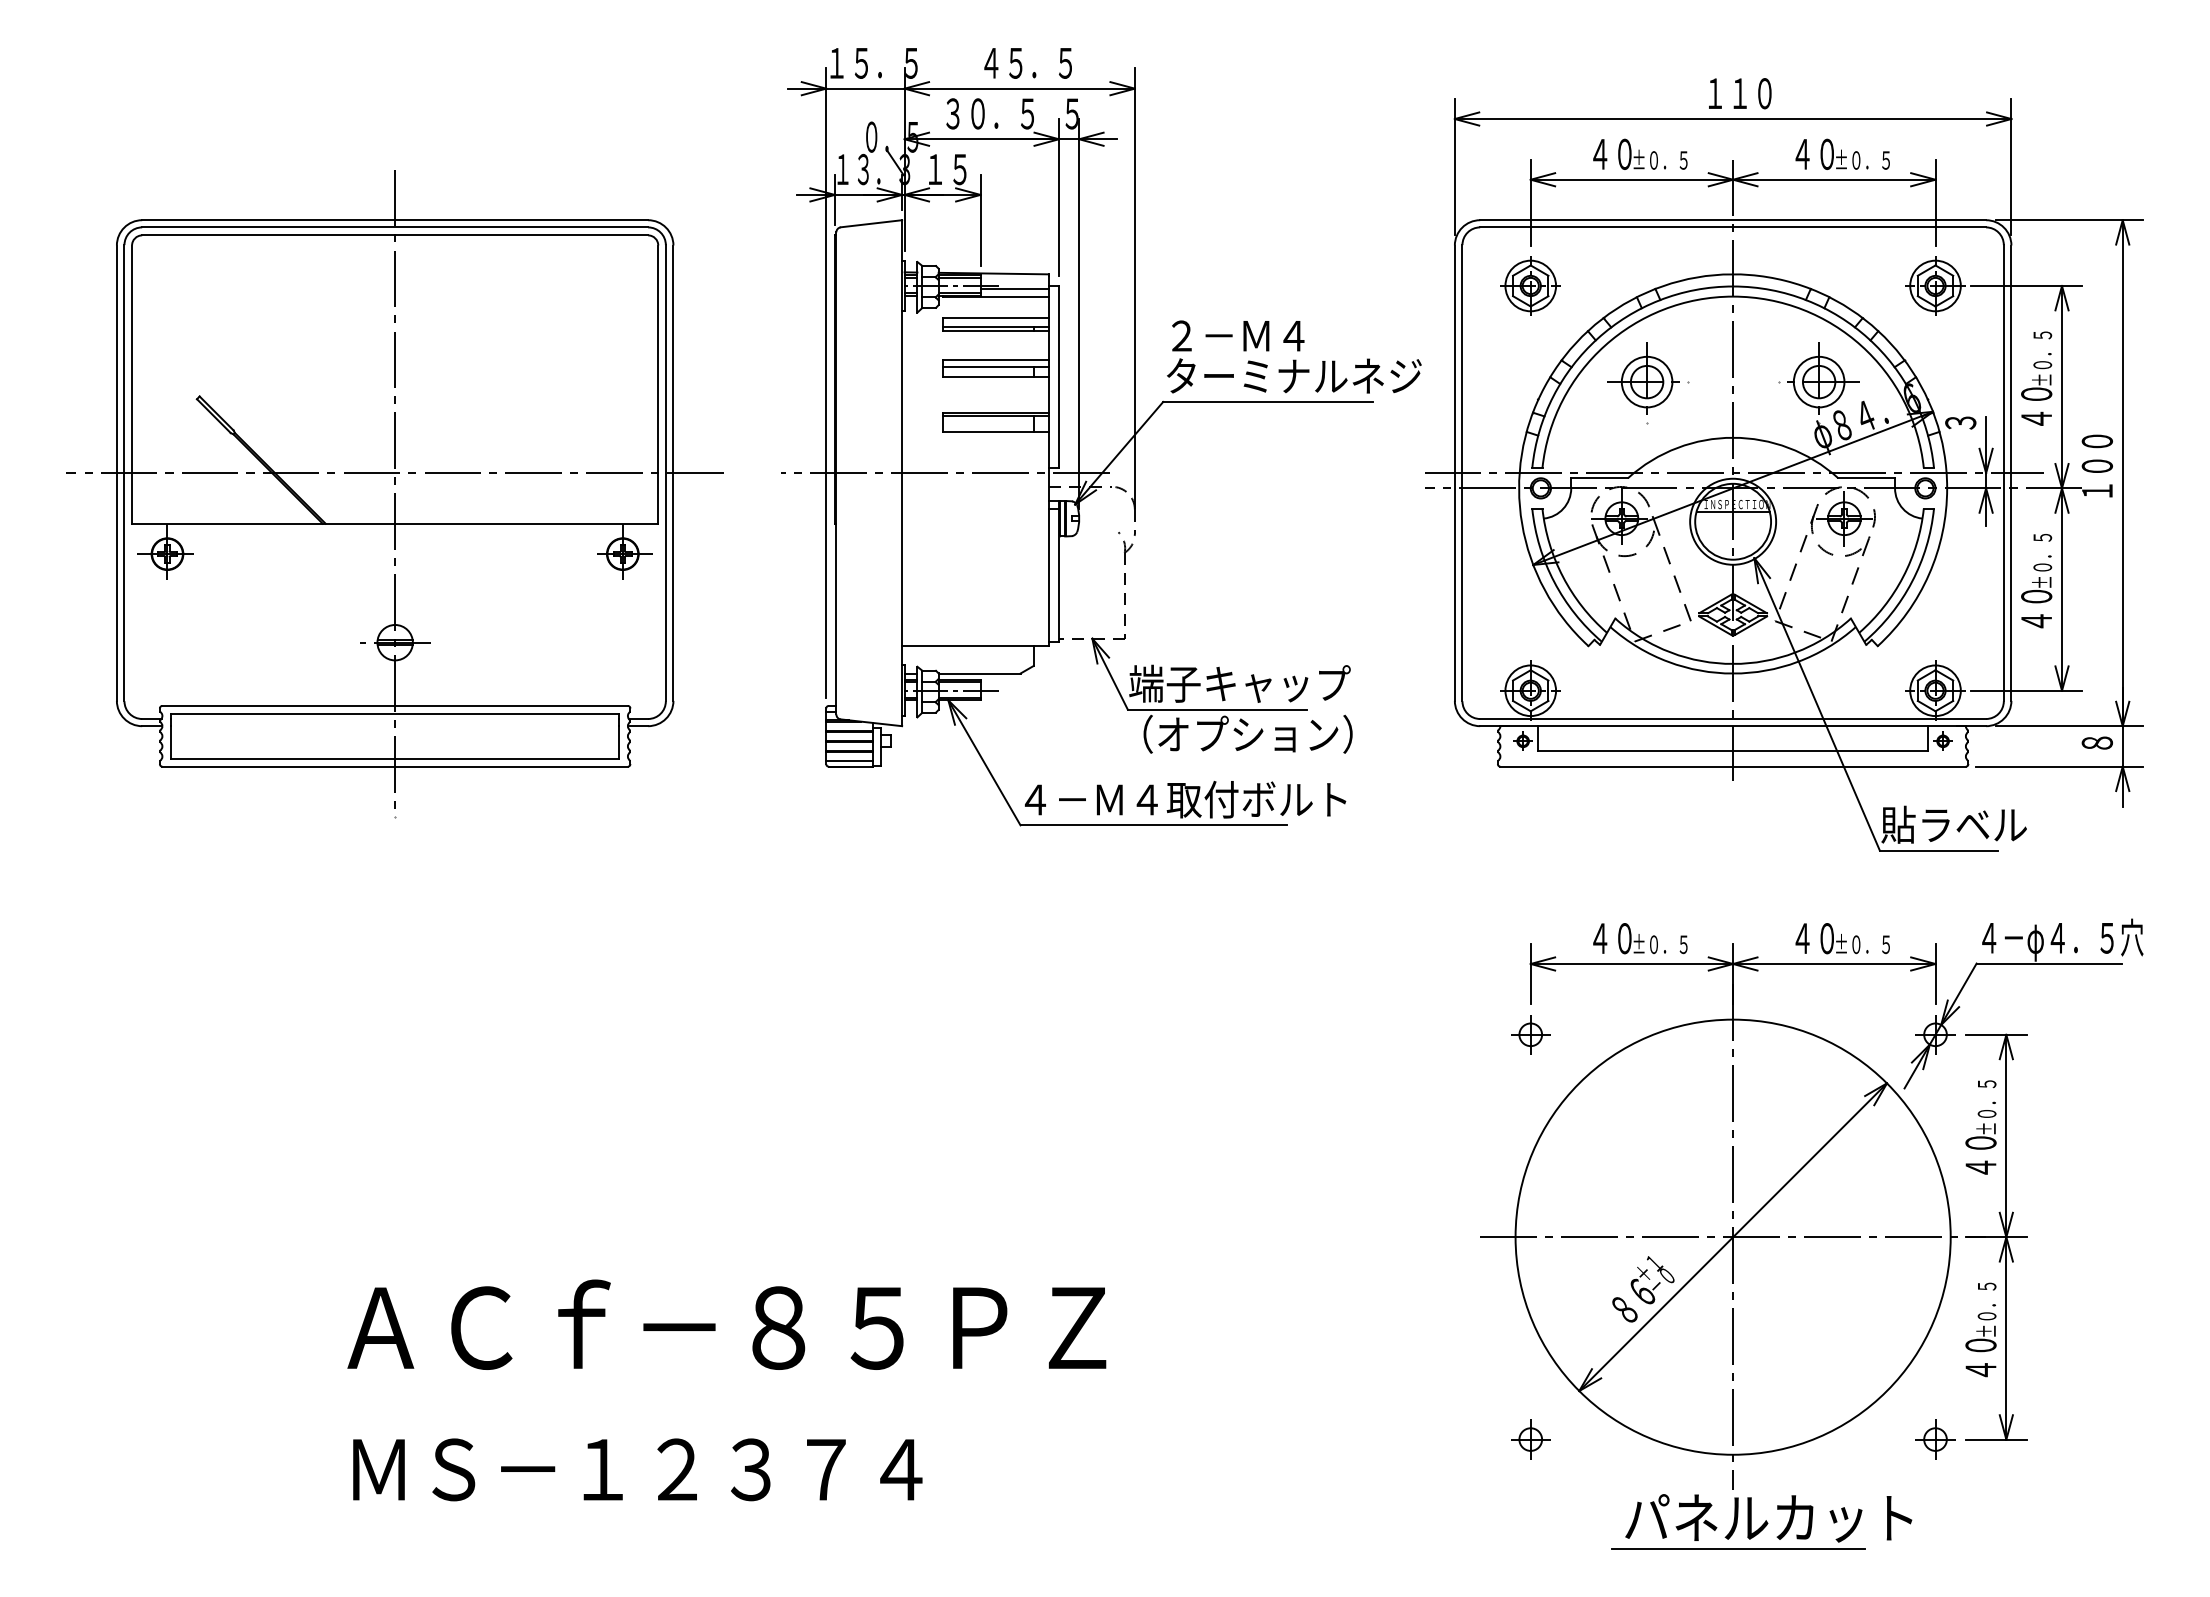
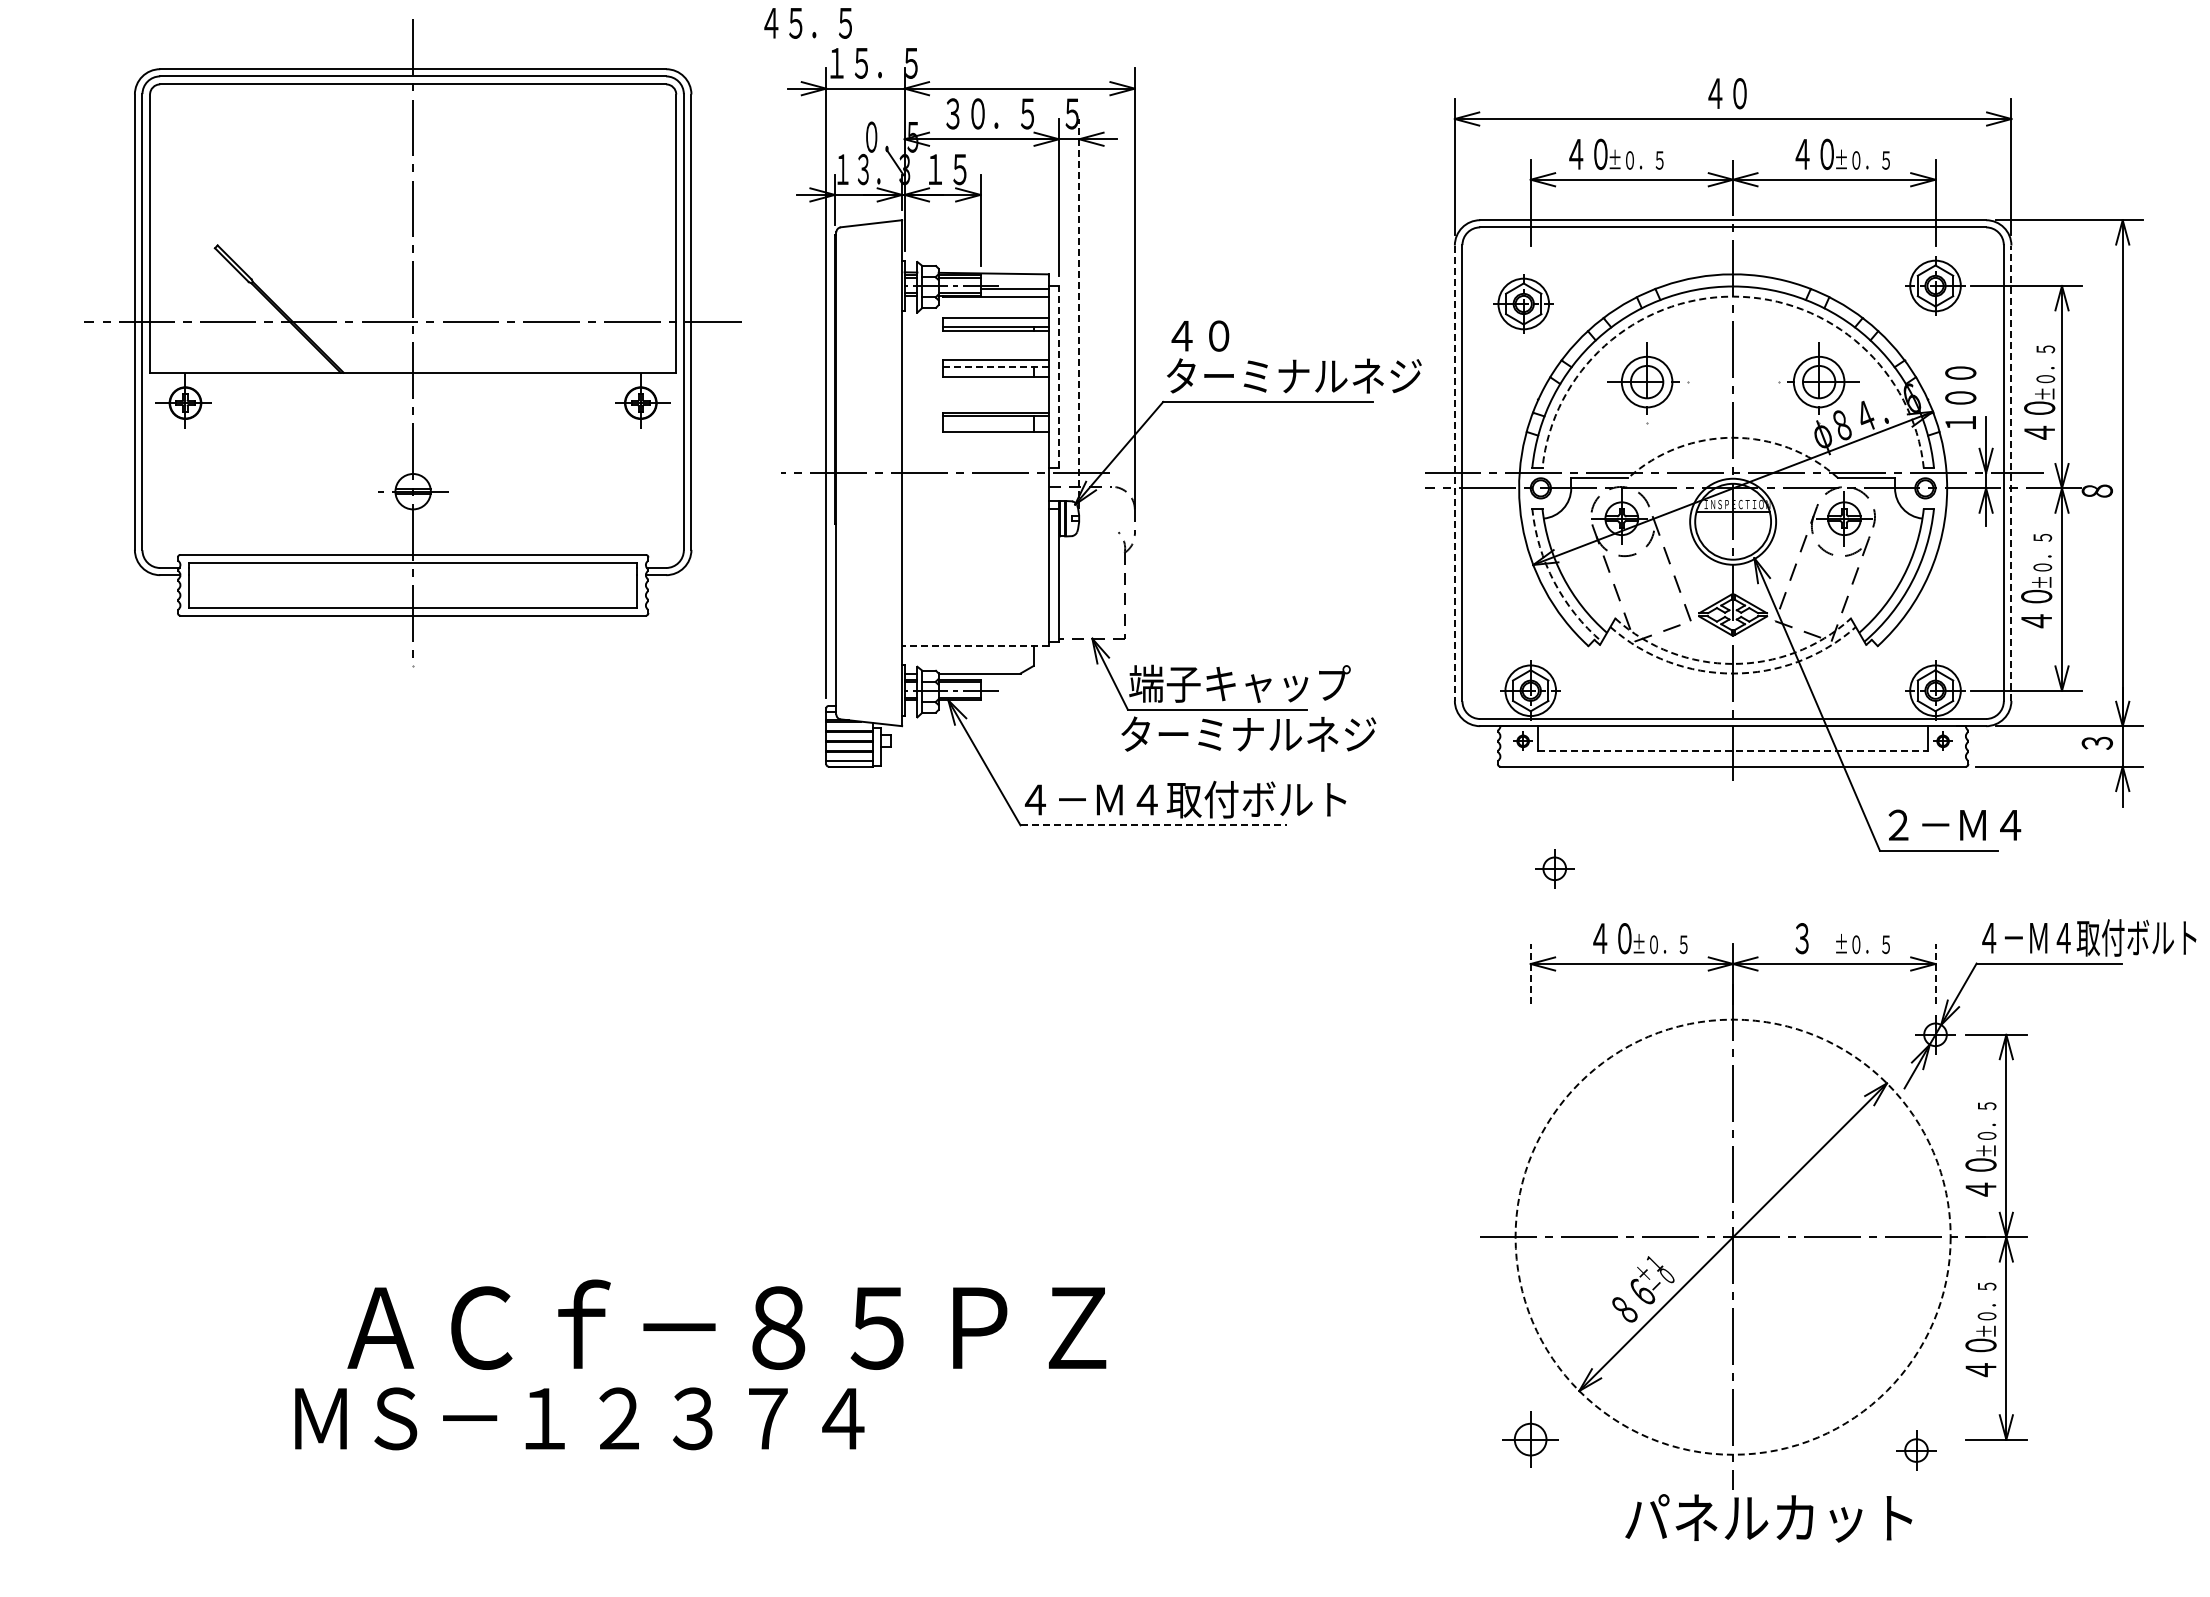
text position: (1027, 63) -> (807, 23) (807, 23)
text: １１０ -> ４０ (1739, 93)
text position: (1640, 153) -> (1616, 153) (1616, 153)
part position: (1530, 285) -> (1523, 303) (1523, 303)
arc: solid -> dashed (1733, 296)
line: solid -> dashed (1079, 313)
text: ２－Ｍ４ -> ４０ (1237, 335)
line: solid -> dashed (995, 367)
line: solid -> dashed (1058, 376)
text position: (2036, 378) -> (2039, 392) (2039, 392)
text: ３ -> １００ (1960, 397)
arc: solid -> dashed (1733, 437)
text: １００ -> ８ (2097, 465)
line: solid -> dashed (1454, 473)
line: solid -> dashed (2011, 473)
part position: (394, 494) -> (412, 343) (412, 343)
arc: solid -> dashed (1554, 581)
line: solid -> dashed (975, 646)
arc: solid -> dashed (1733, 663)
arc: solid -> dashed (1733, 673)
text: （オプション） -> ターミナルネジ (1248, 733)
text: ８ -> ３ (2097, 742)
line: solid -> dashed (1733, 751)
text: 貼ラベル -> ２－Ｍ４ (1953, 824)
line: solid -> dashed (1154, 825)
text: ４０ -> ３ (1814, 938)
text: ４－φ４．５穴 -> ４－Ｍ４取付ボルト (2111, 939)
line: solid -> dashed (1530, 973)
line: solid -> dashed (1935, 973)
part position: (1530, 1034) -> (1554, 868) (1554, 868)
text position: (1980, 1127) -> (1980, 1149) (1980, 1149)
circle: solid -> dashed (1732, 1236)
part size: 40x41 px -> 57x57 px (1530, 1439)
part position: (1935, 1439) -> (1916, 1450) (1916, 1450)
text position: (637, 1469) -> (579, 1418) (579, 1418)
line: present -> none (1737, 1548)
